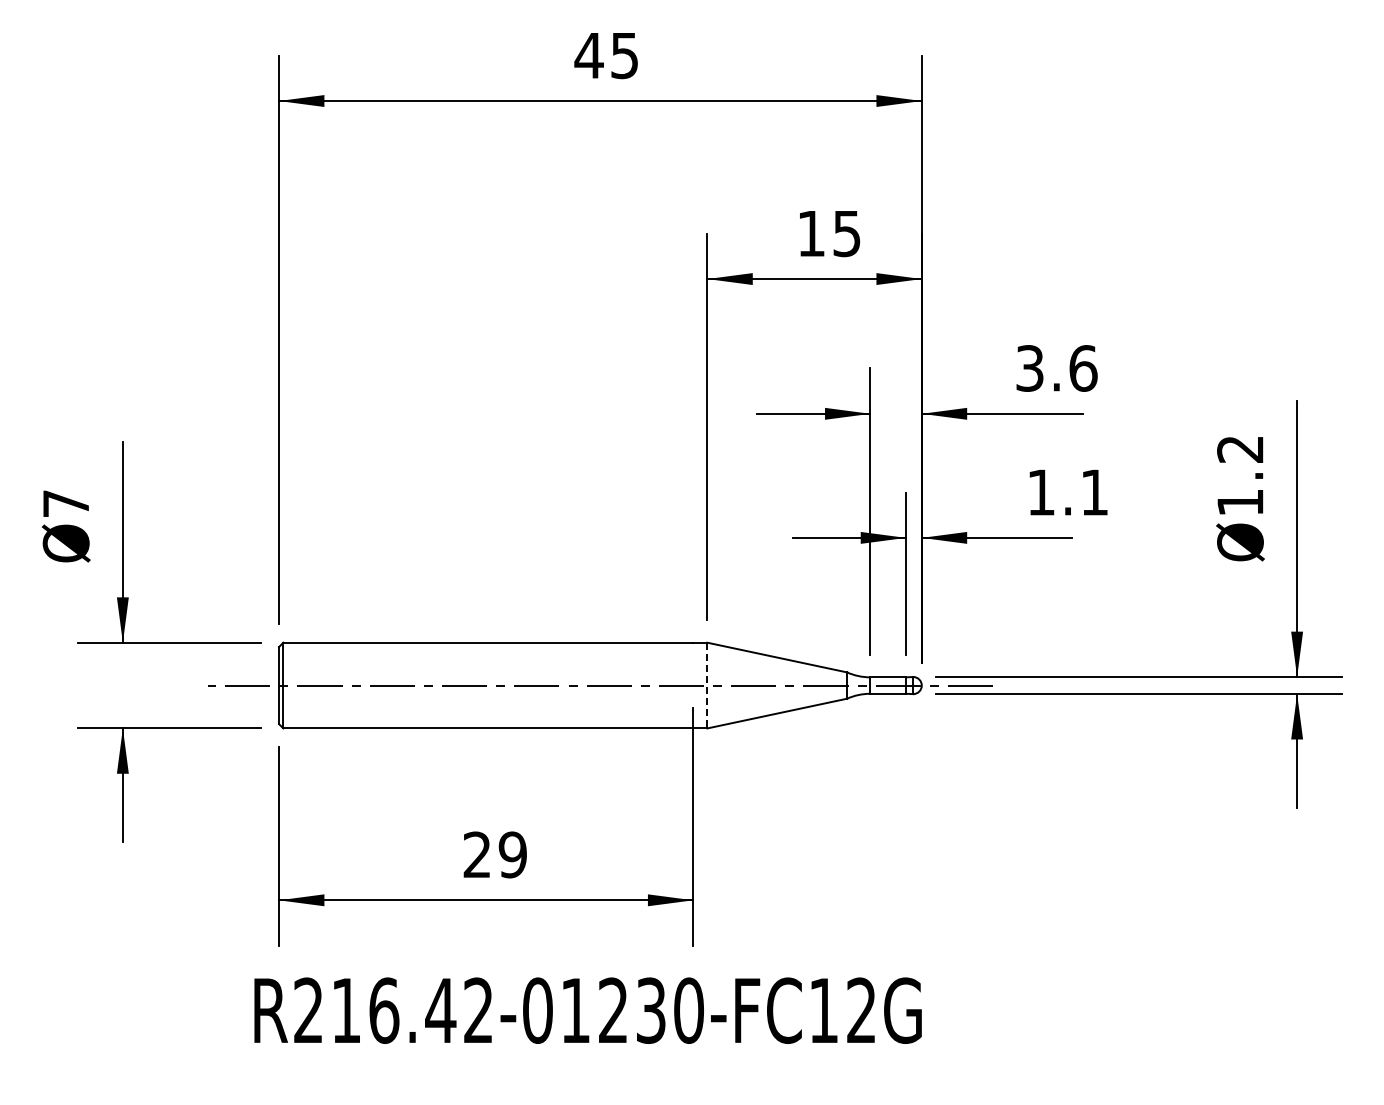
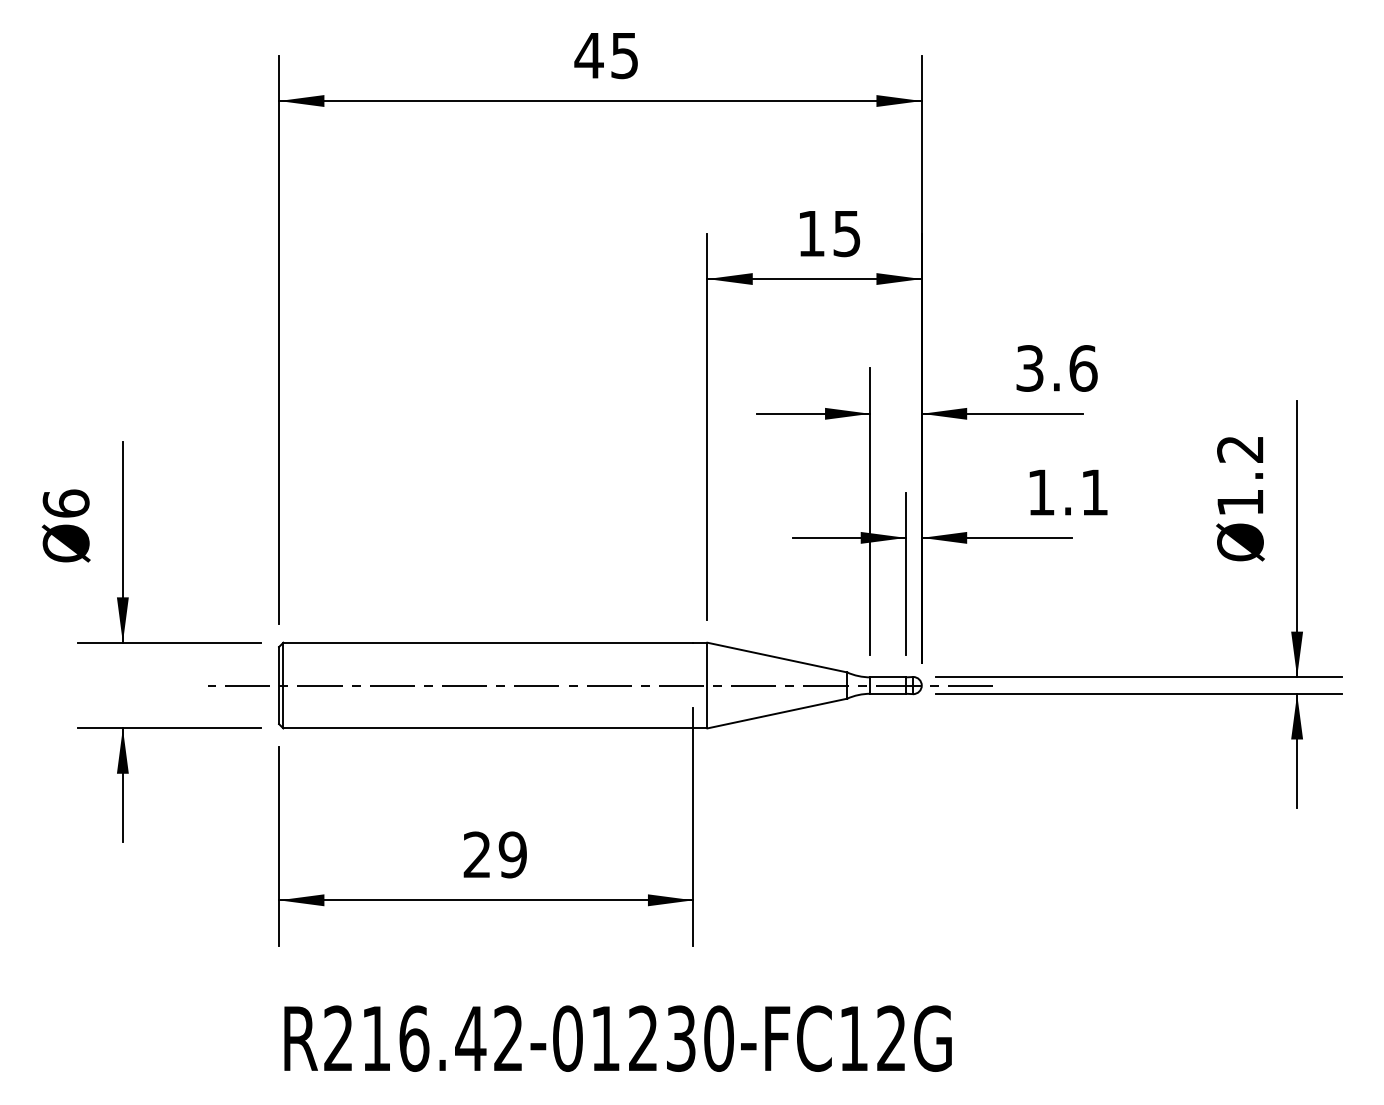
text: Ø7 -> Ø6 (65, 503)
line: dashed -> solid (707, 685)
text position: (587, 1010) -> (617, 1038) (617, 1038)
